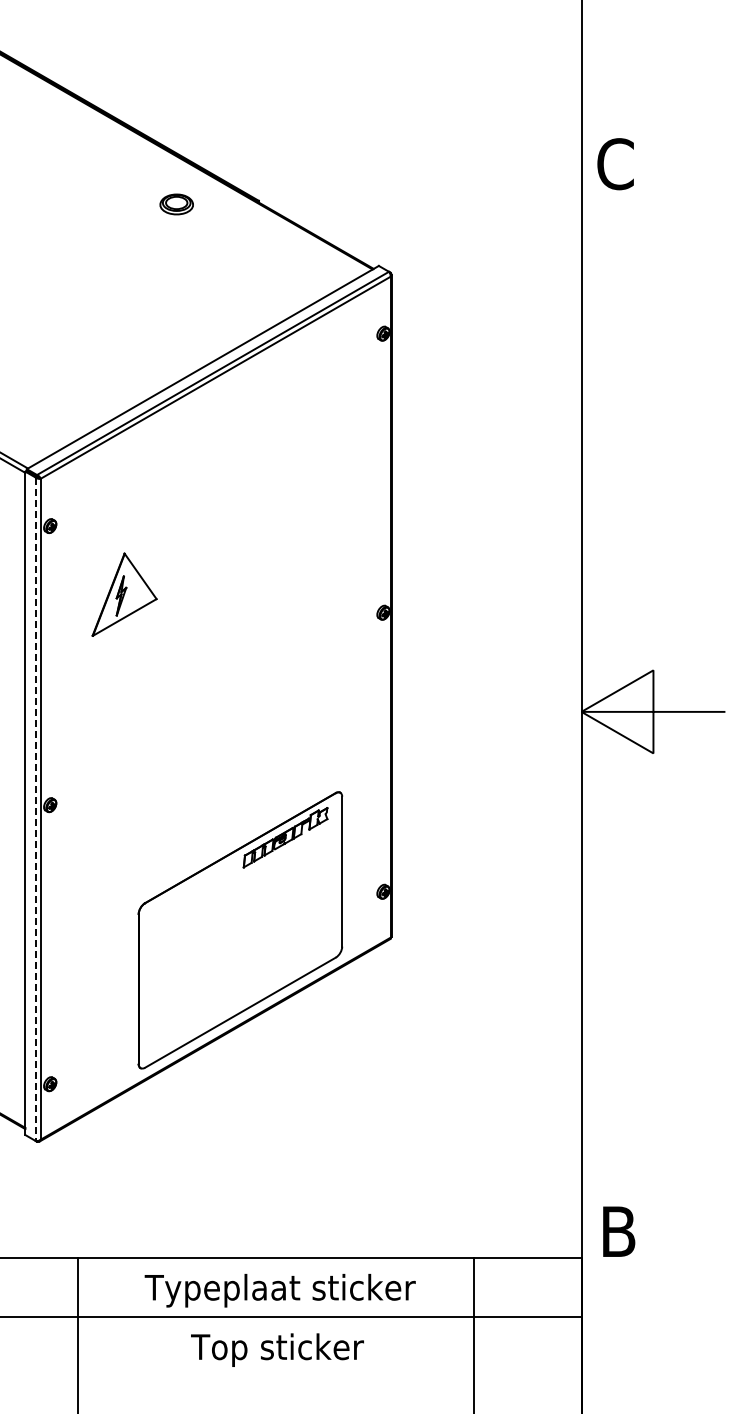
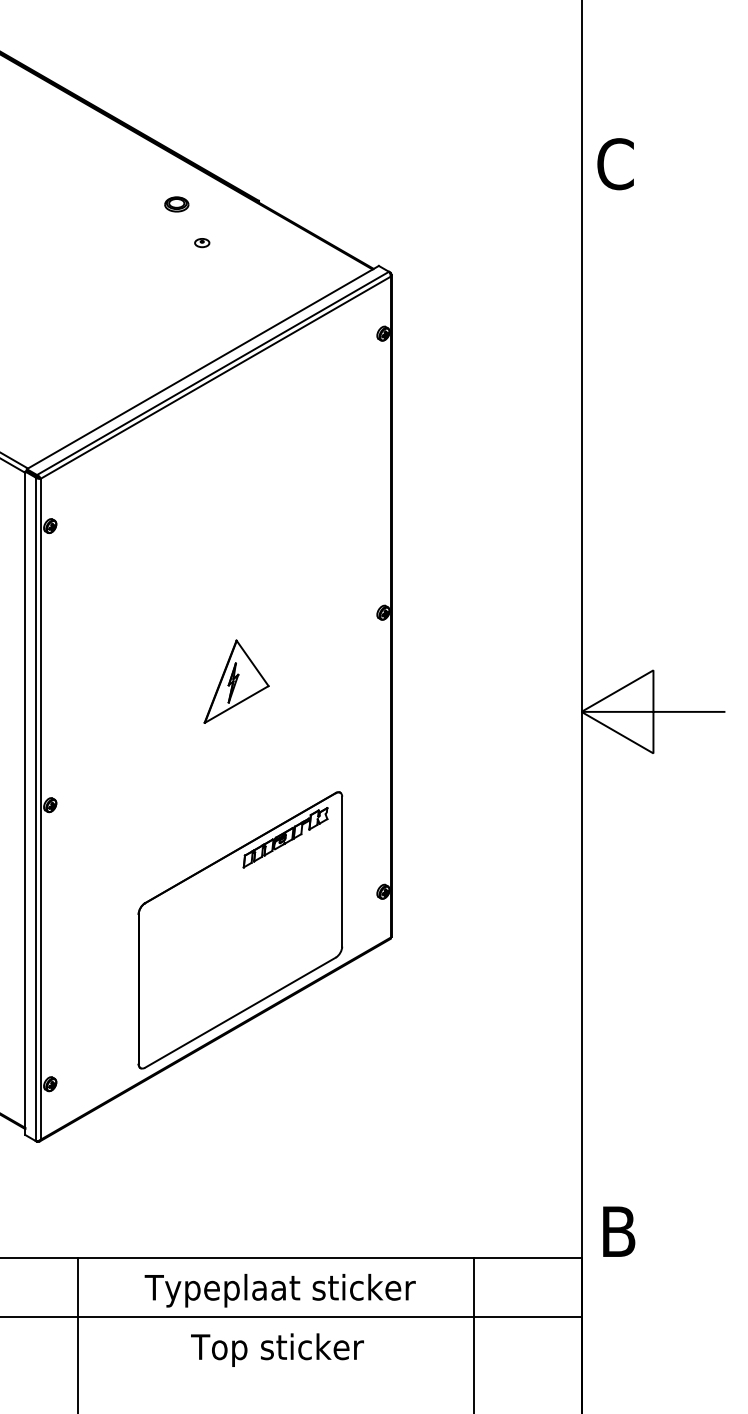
part size: 35x23 px -> 26x17 px (176, 204)
part: none -> present (202, 243)
part position: (124, 594) -> (236, 681) (236, 681)
line: dashed -> solid (35, 809)
